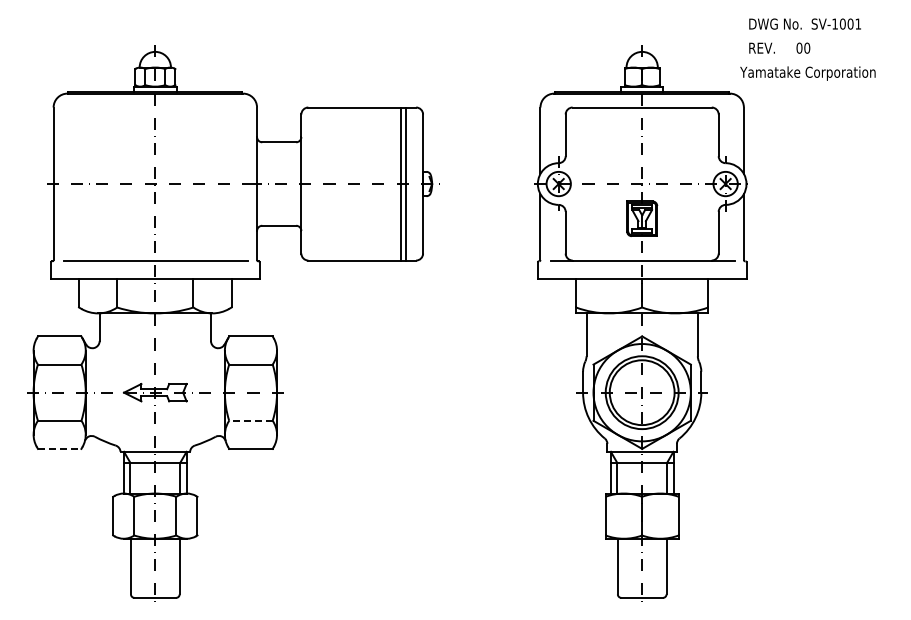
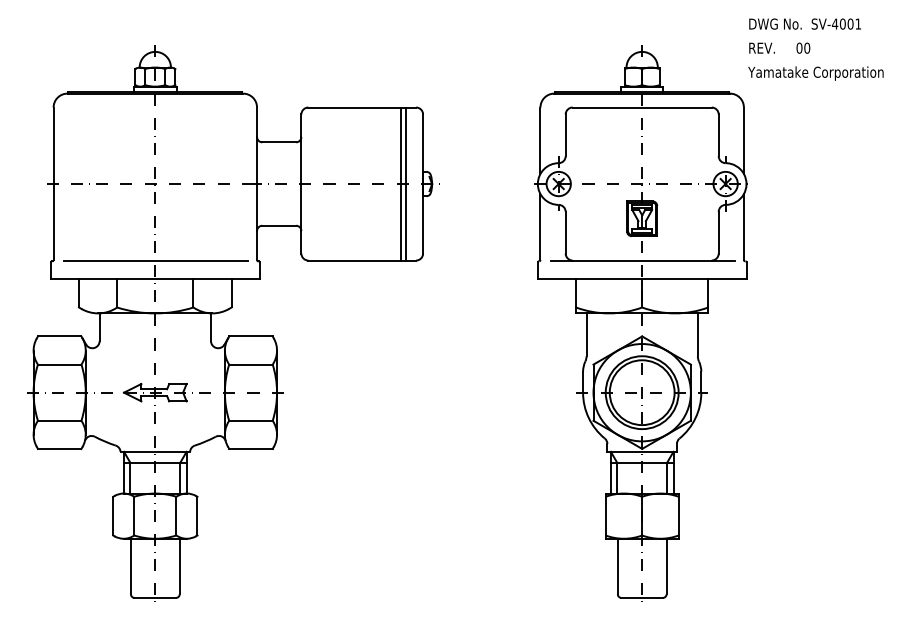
text: SV-1001 -> SV-4001 (834, 23)
text position: (807, 73) -> (815, 73) (815, 73)
line: dashed -> solid (250, 420)
line: dashed -> solid (59, 448)
